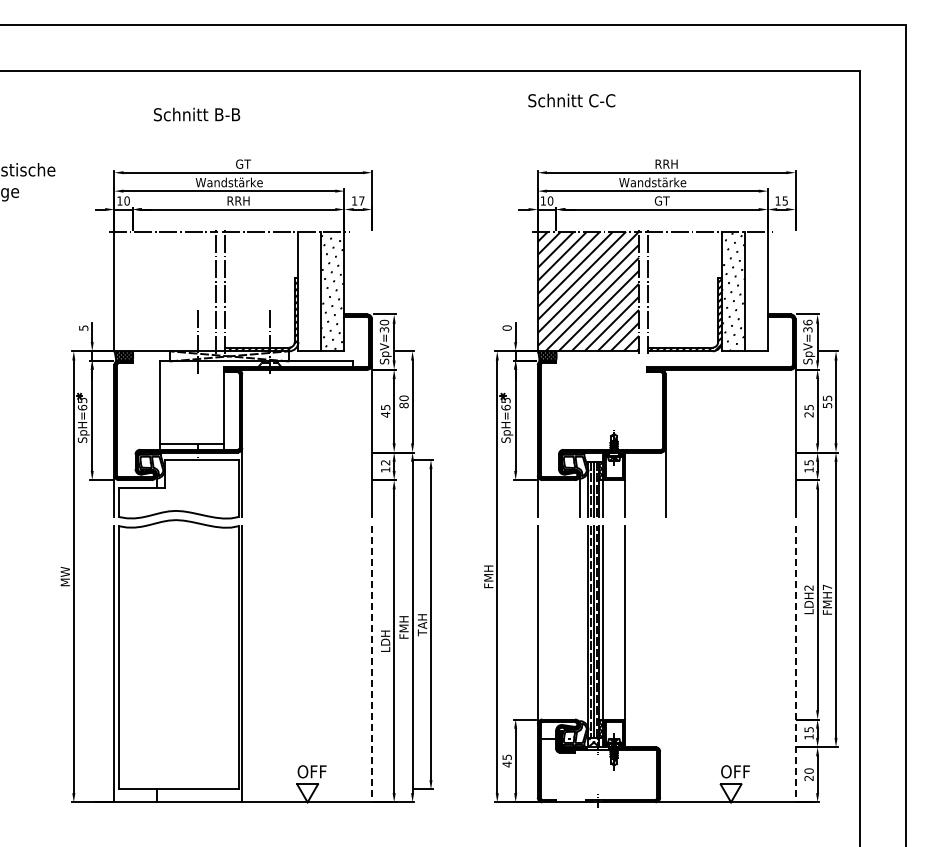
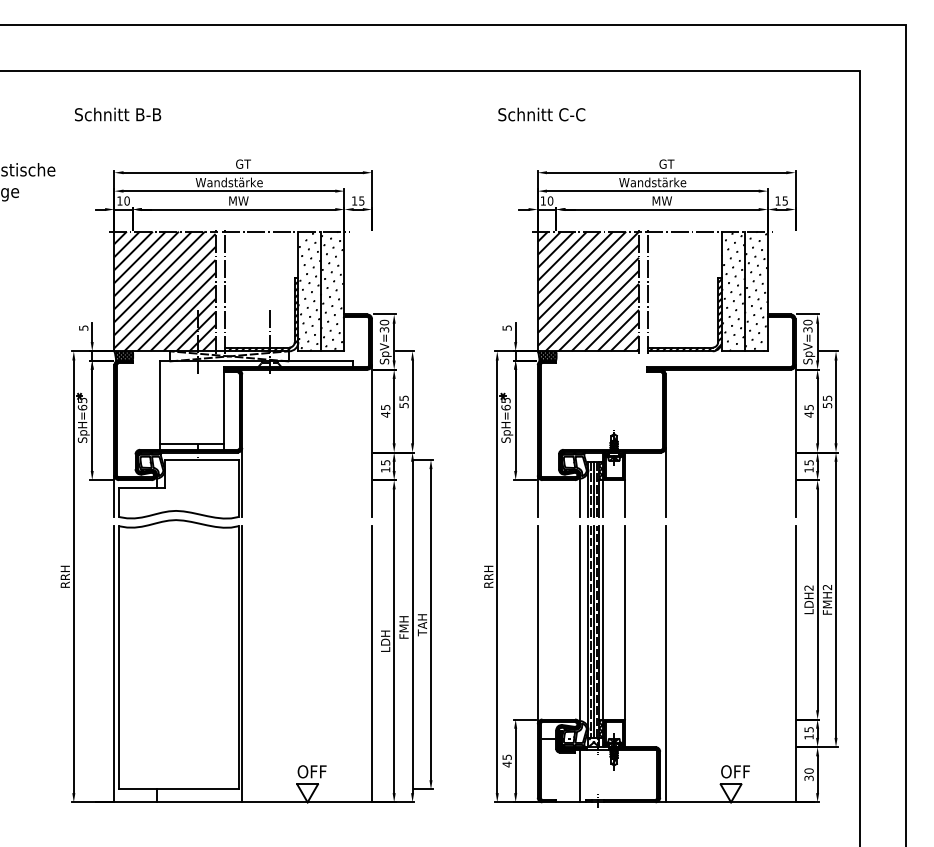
text position: (571, 100) -> (541, 114) (541, 114)
text position: (197, 114) -> (118, 114) (118, 114)
text: RRH -> GT (666, 163)
text: RRH -> MW (238, 200)
text: 17 -> 15 (361, 200)
text: GT -> MW (661, 200)
hatch: none -> present (164, 291)
hatch: none -> present (309, 291)
hatch: none -> present (755, 291)
text: SpV=36 -> SpV=30 (807, 322)
text: 0 -> 5 (506, 327)
text: 80 -> 55 (403, 401)
text: 25 -> 45 (808, 414)
text: 12 -> 15 (385, 462)
text: MW -> RRH (64, 576)
text: FMH -> RRH (488, 576)
text: FMH7 -> FMH2 (827, 587)
line: none -> present (580, 625)
line: dashed -> solid (372, 664)
line: none -> present (665, 664)
line: dashed -> solid (795, 664)
line: none -> present (580, 775)
text: 20 -> 30 (809, 777)
